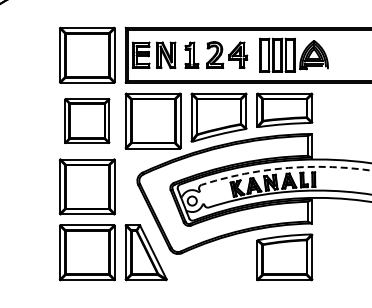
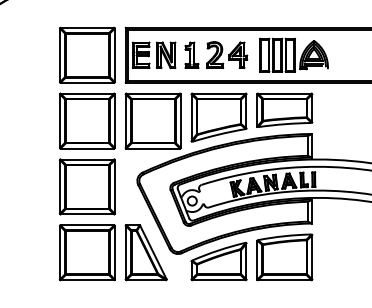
part size: 47x47 px -> 58x58 px (86, 120)
arc: dashed -> solid (286, 168)
part: none -> present (218, 261)
